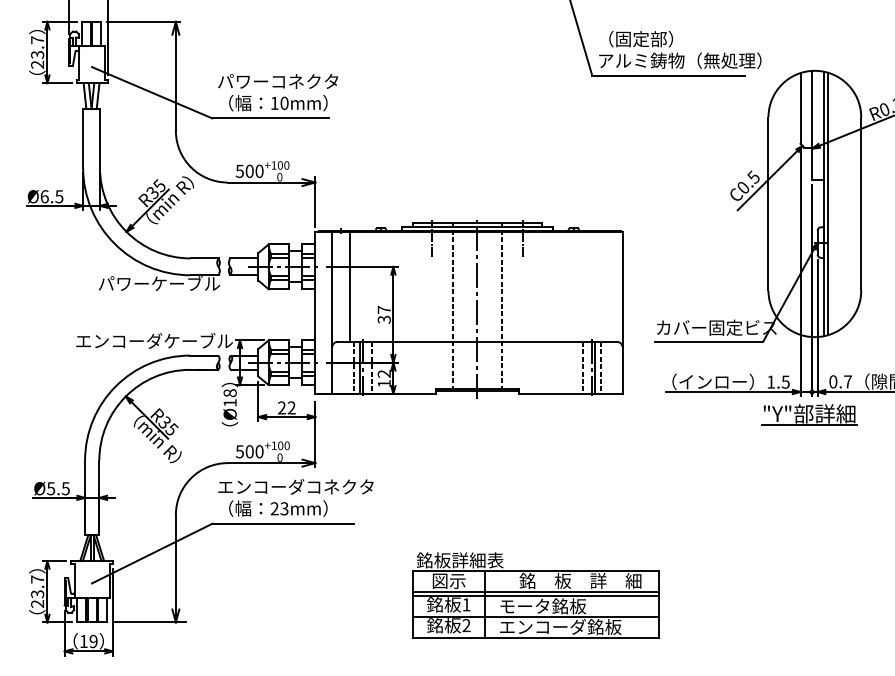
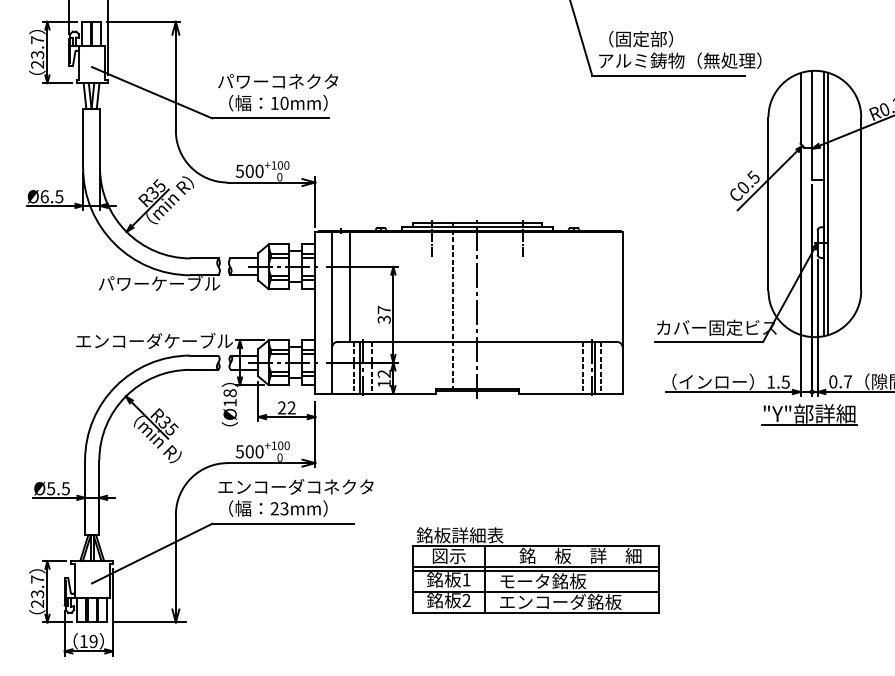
line: present -> none (502, 306)
part position: (535, 595) -> (535, 570) (535, 570)
